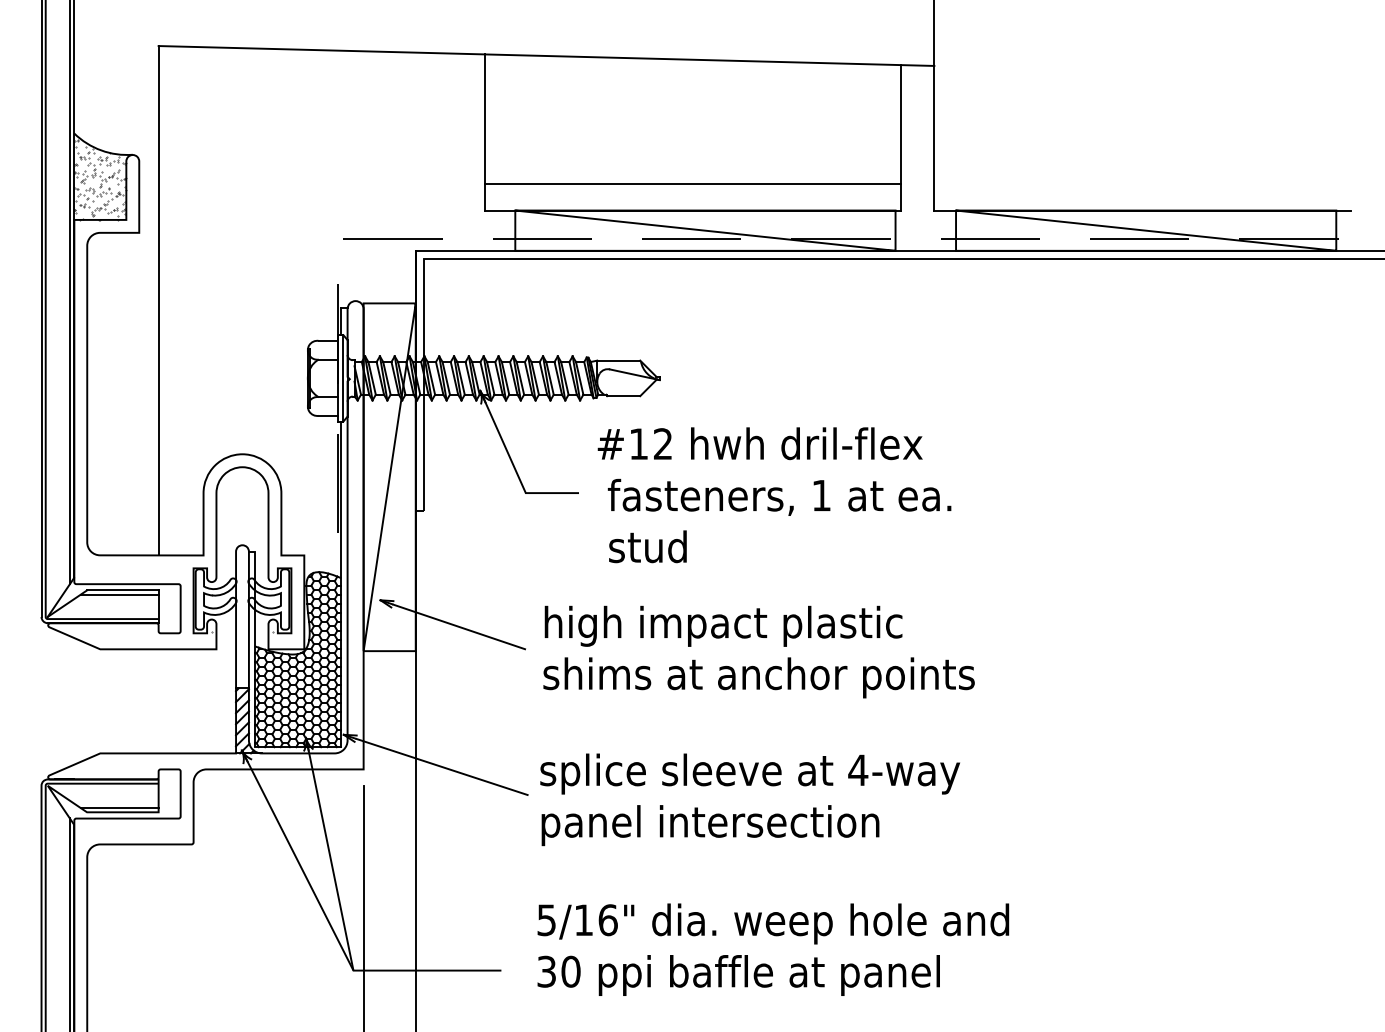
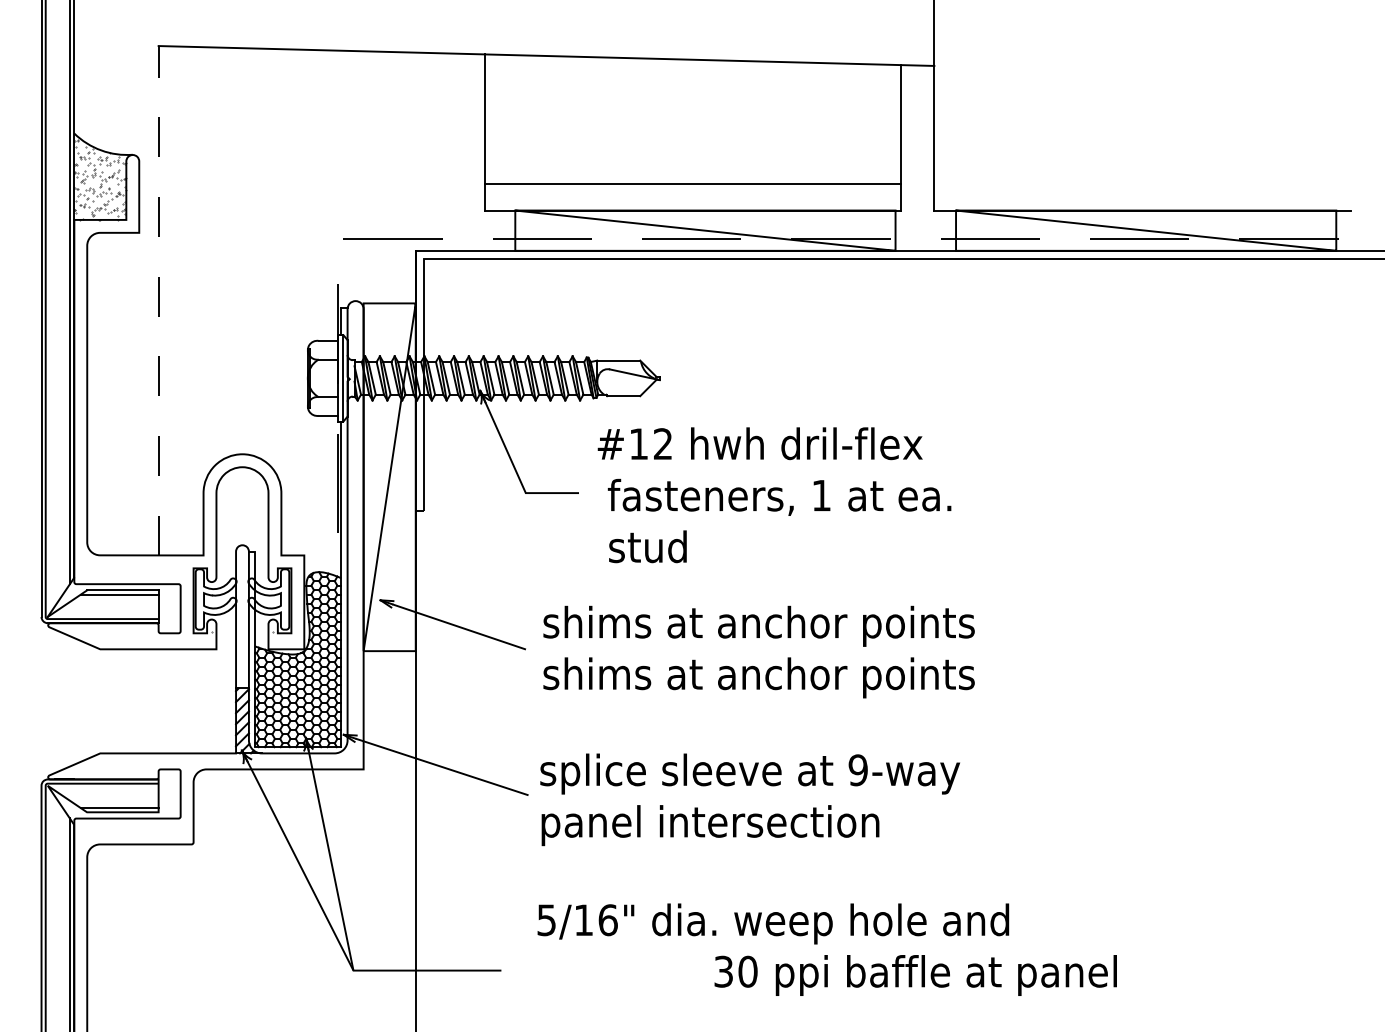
line: solid -> dashed (158, 300)
text: high impact plastic -> shims at anchor points (758, 625)
text: 4-way -> 9-way (858, 770)
line: present -> none (363, 906)
text position: (738, 975) -> (915, 975) (915, 975)
